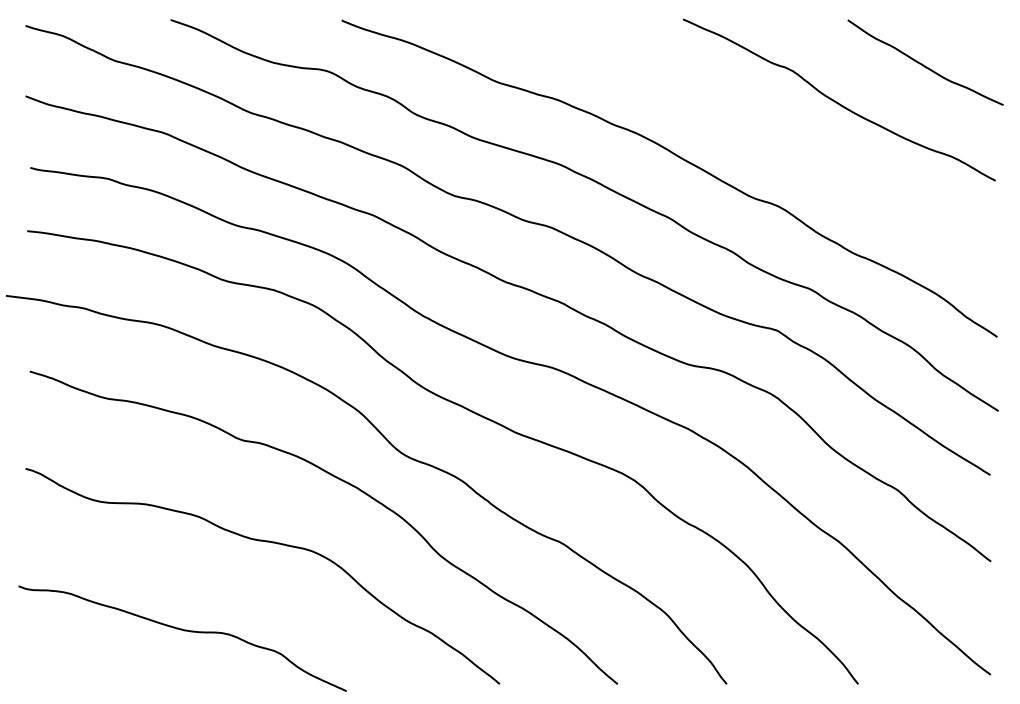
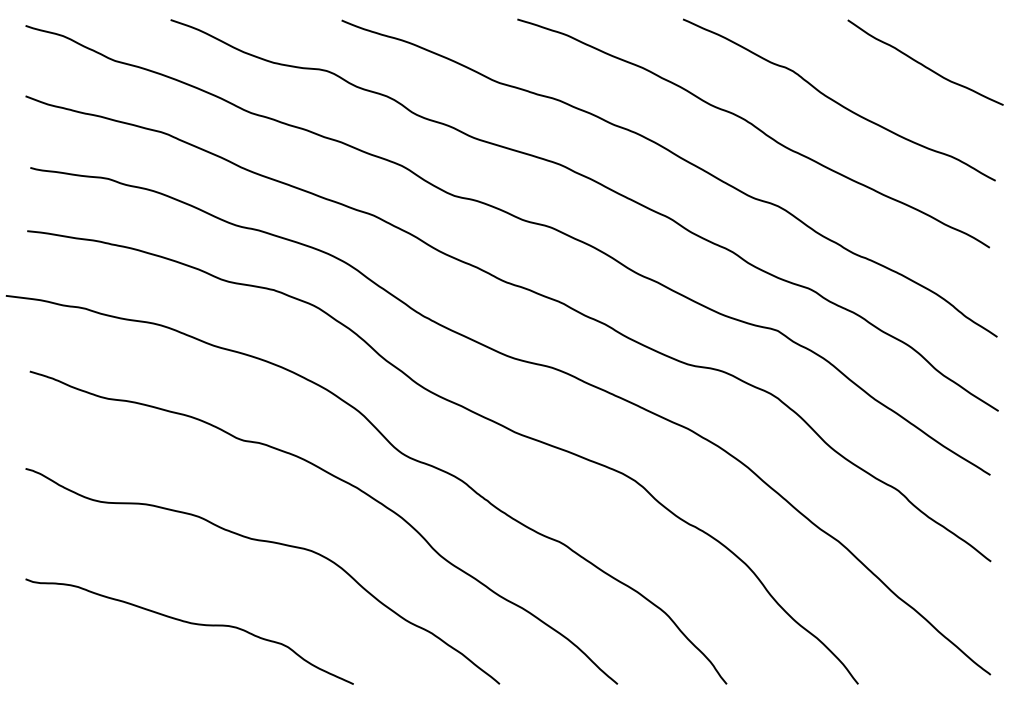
curve: none -> present (755, 128)
curve position: (184, 631) -> (191, 624) (191, 624)
